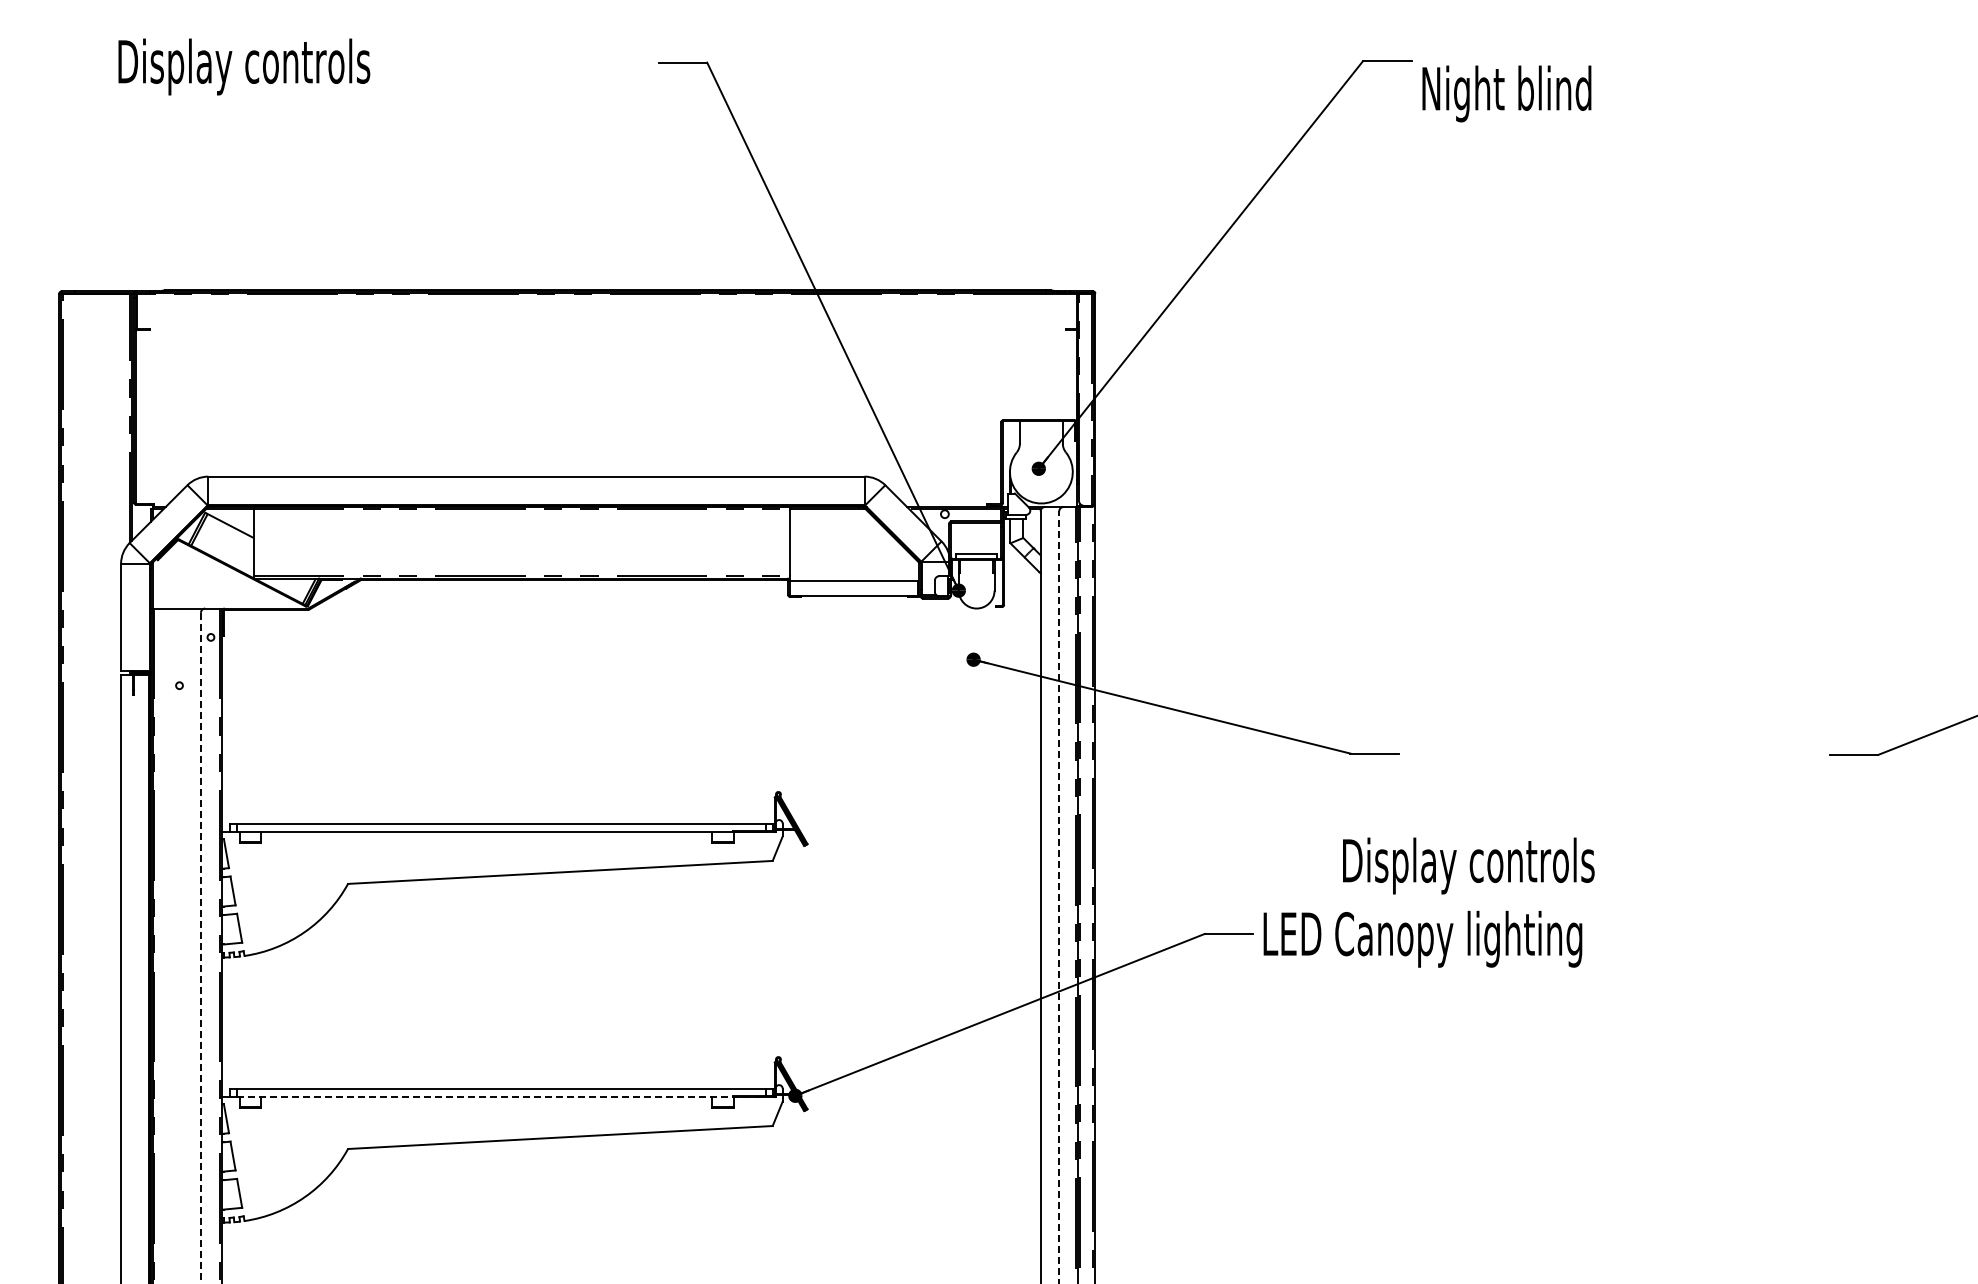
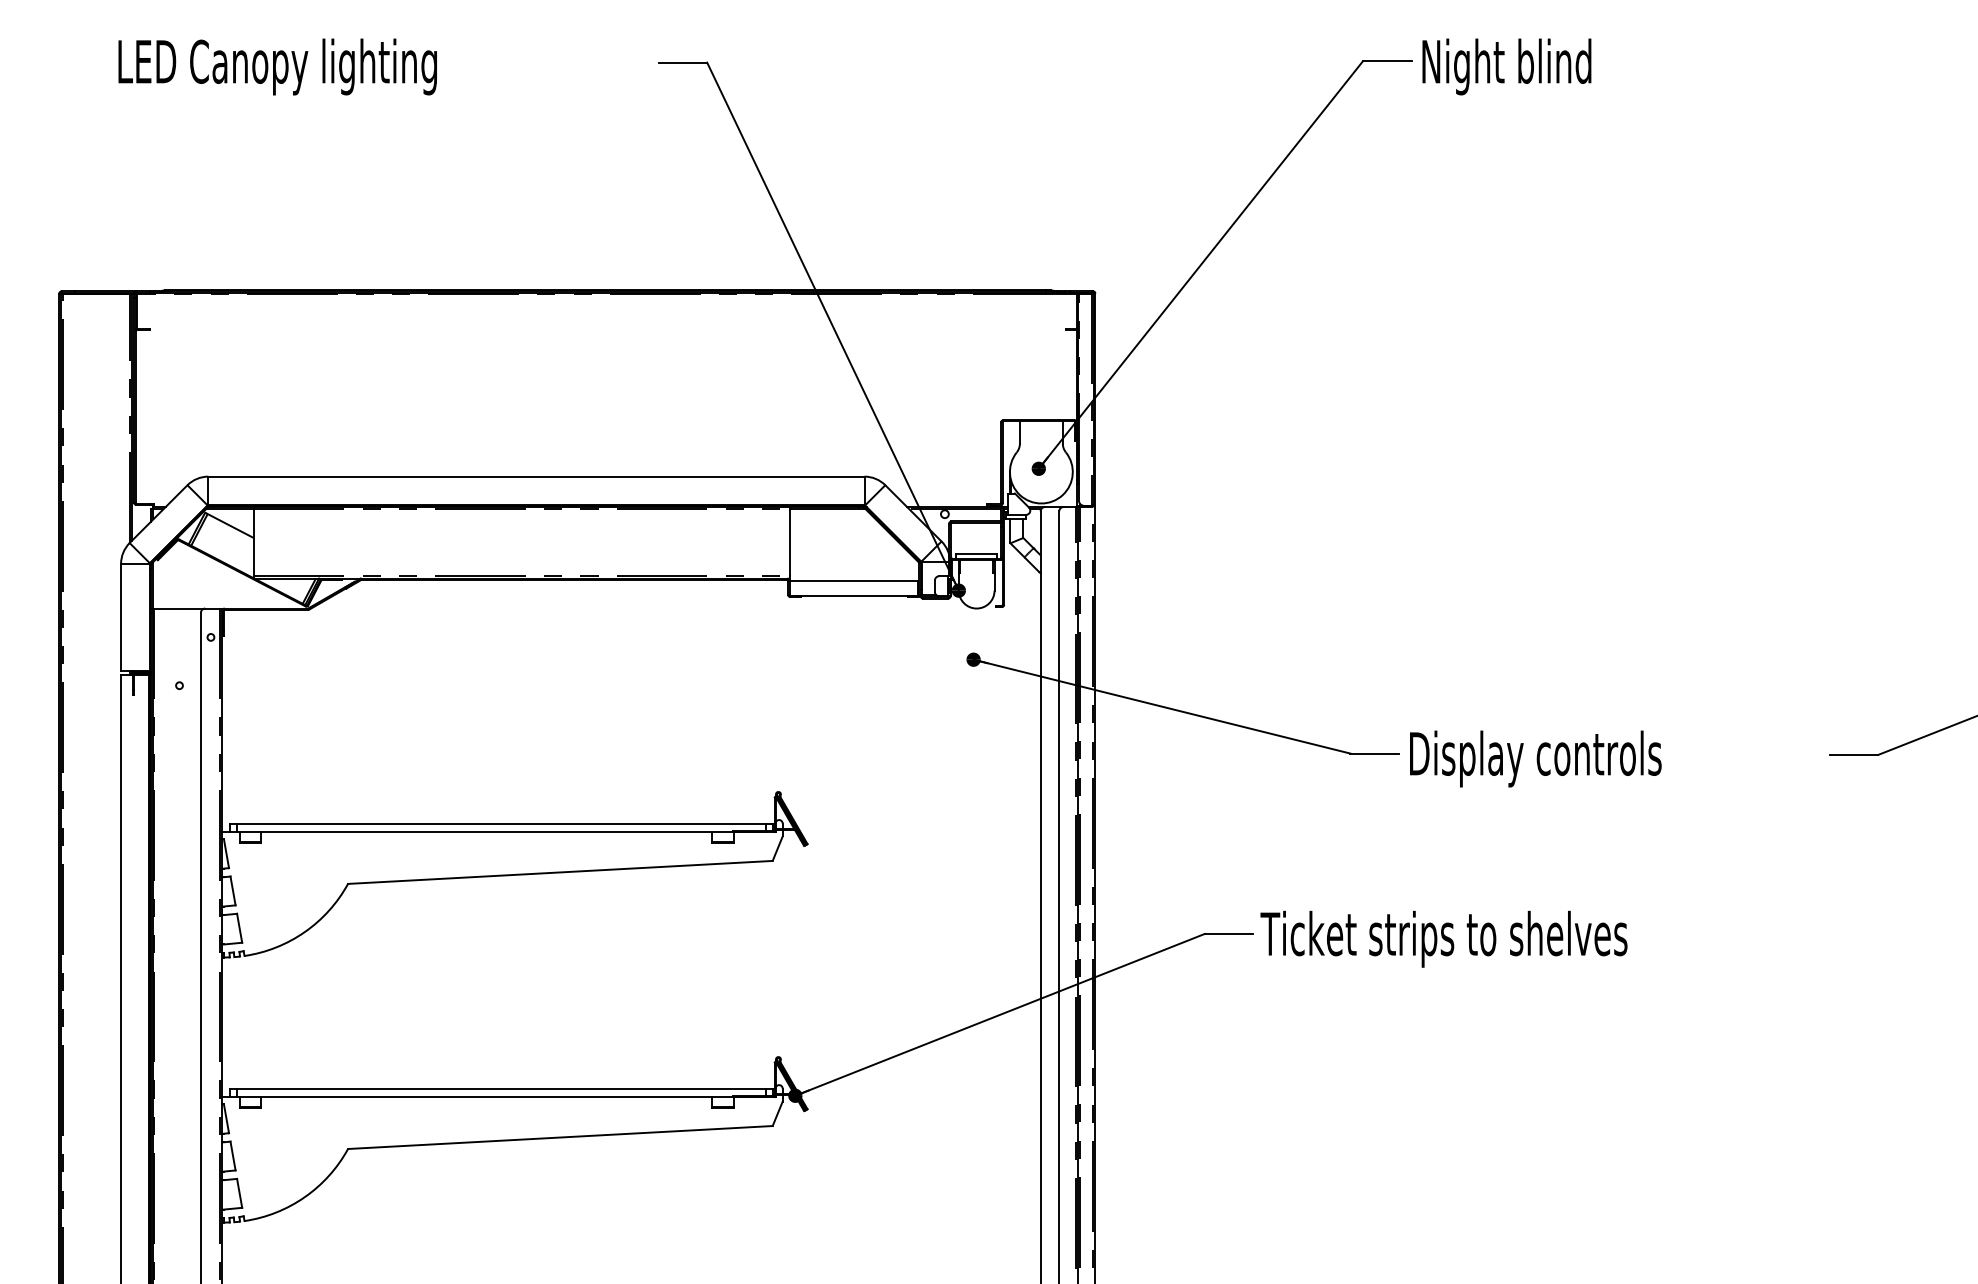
text: Display controls -> LED Canopy lighting (278, 66)
text position: (1506, 93) -> (1506, 66) (1506, 66)
text position: (1468, 865) -> (1535, 758) (1535, 758)
line: dashed -> solid (1059, 897)
text: LED Canopy lighting -> Ticket strips to shelves (1443, 938)
line: dashed -> solid (200, 948)
line: dashed -> solid (501, 1097)
